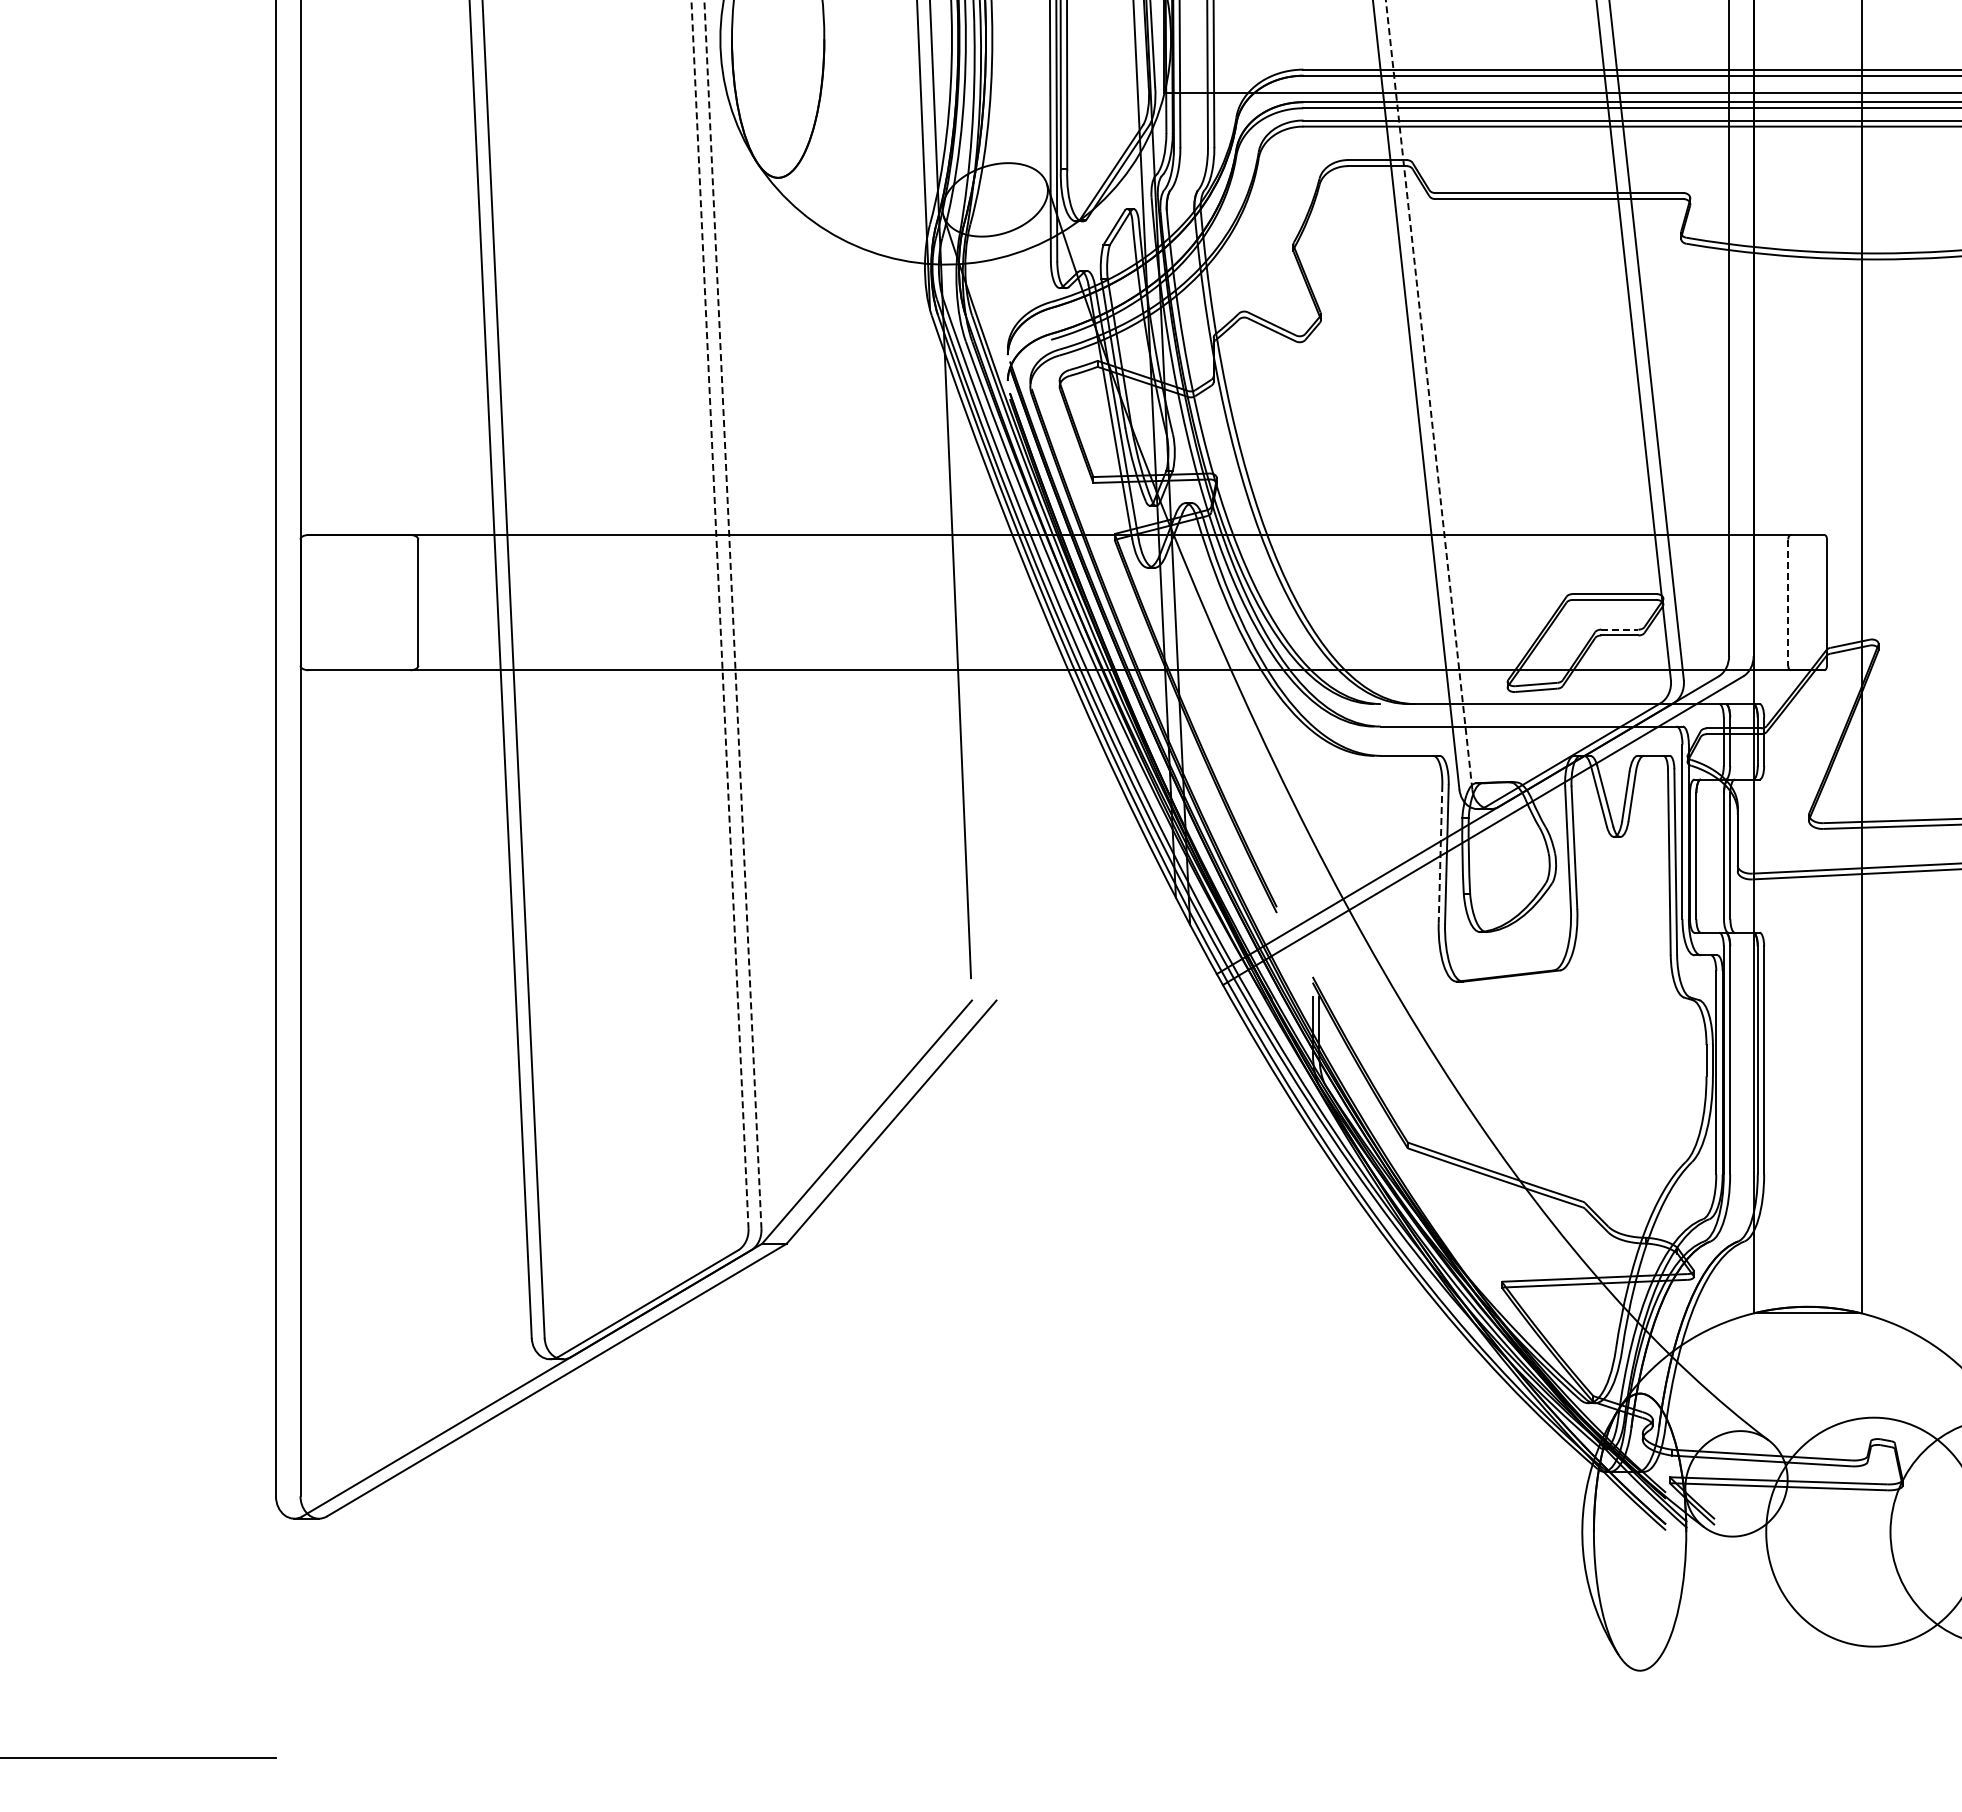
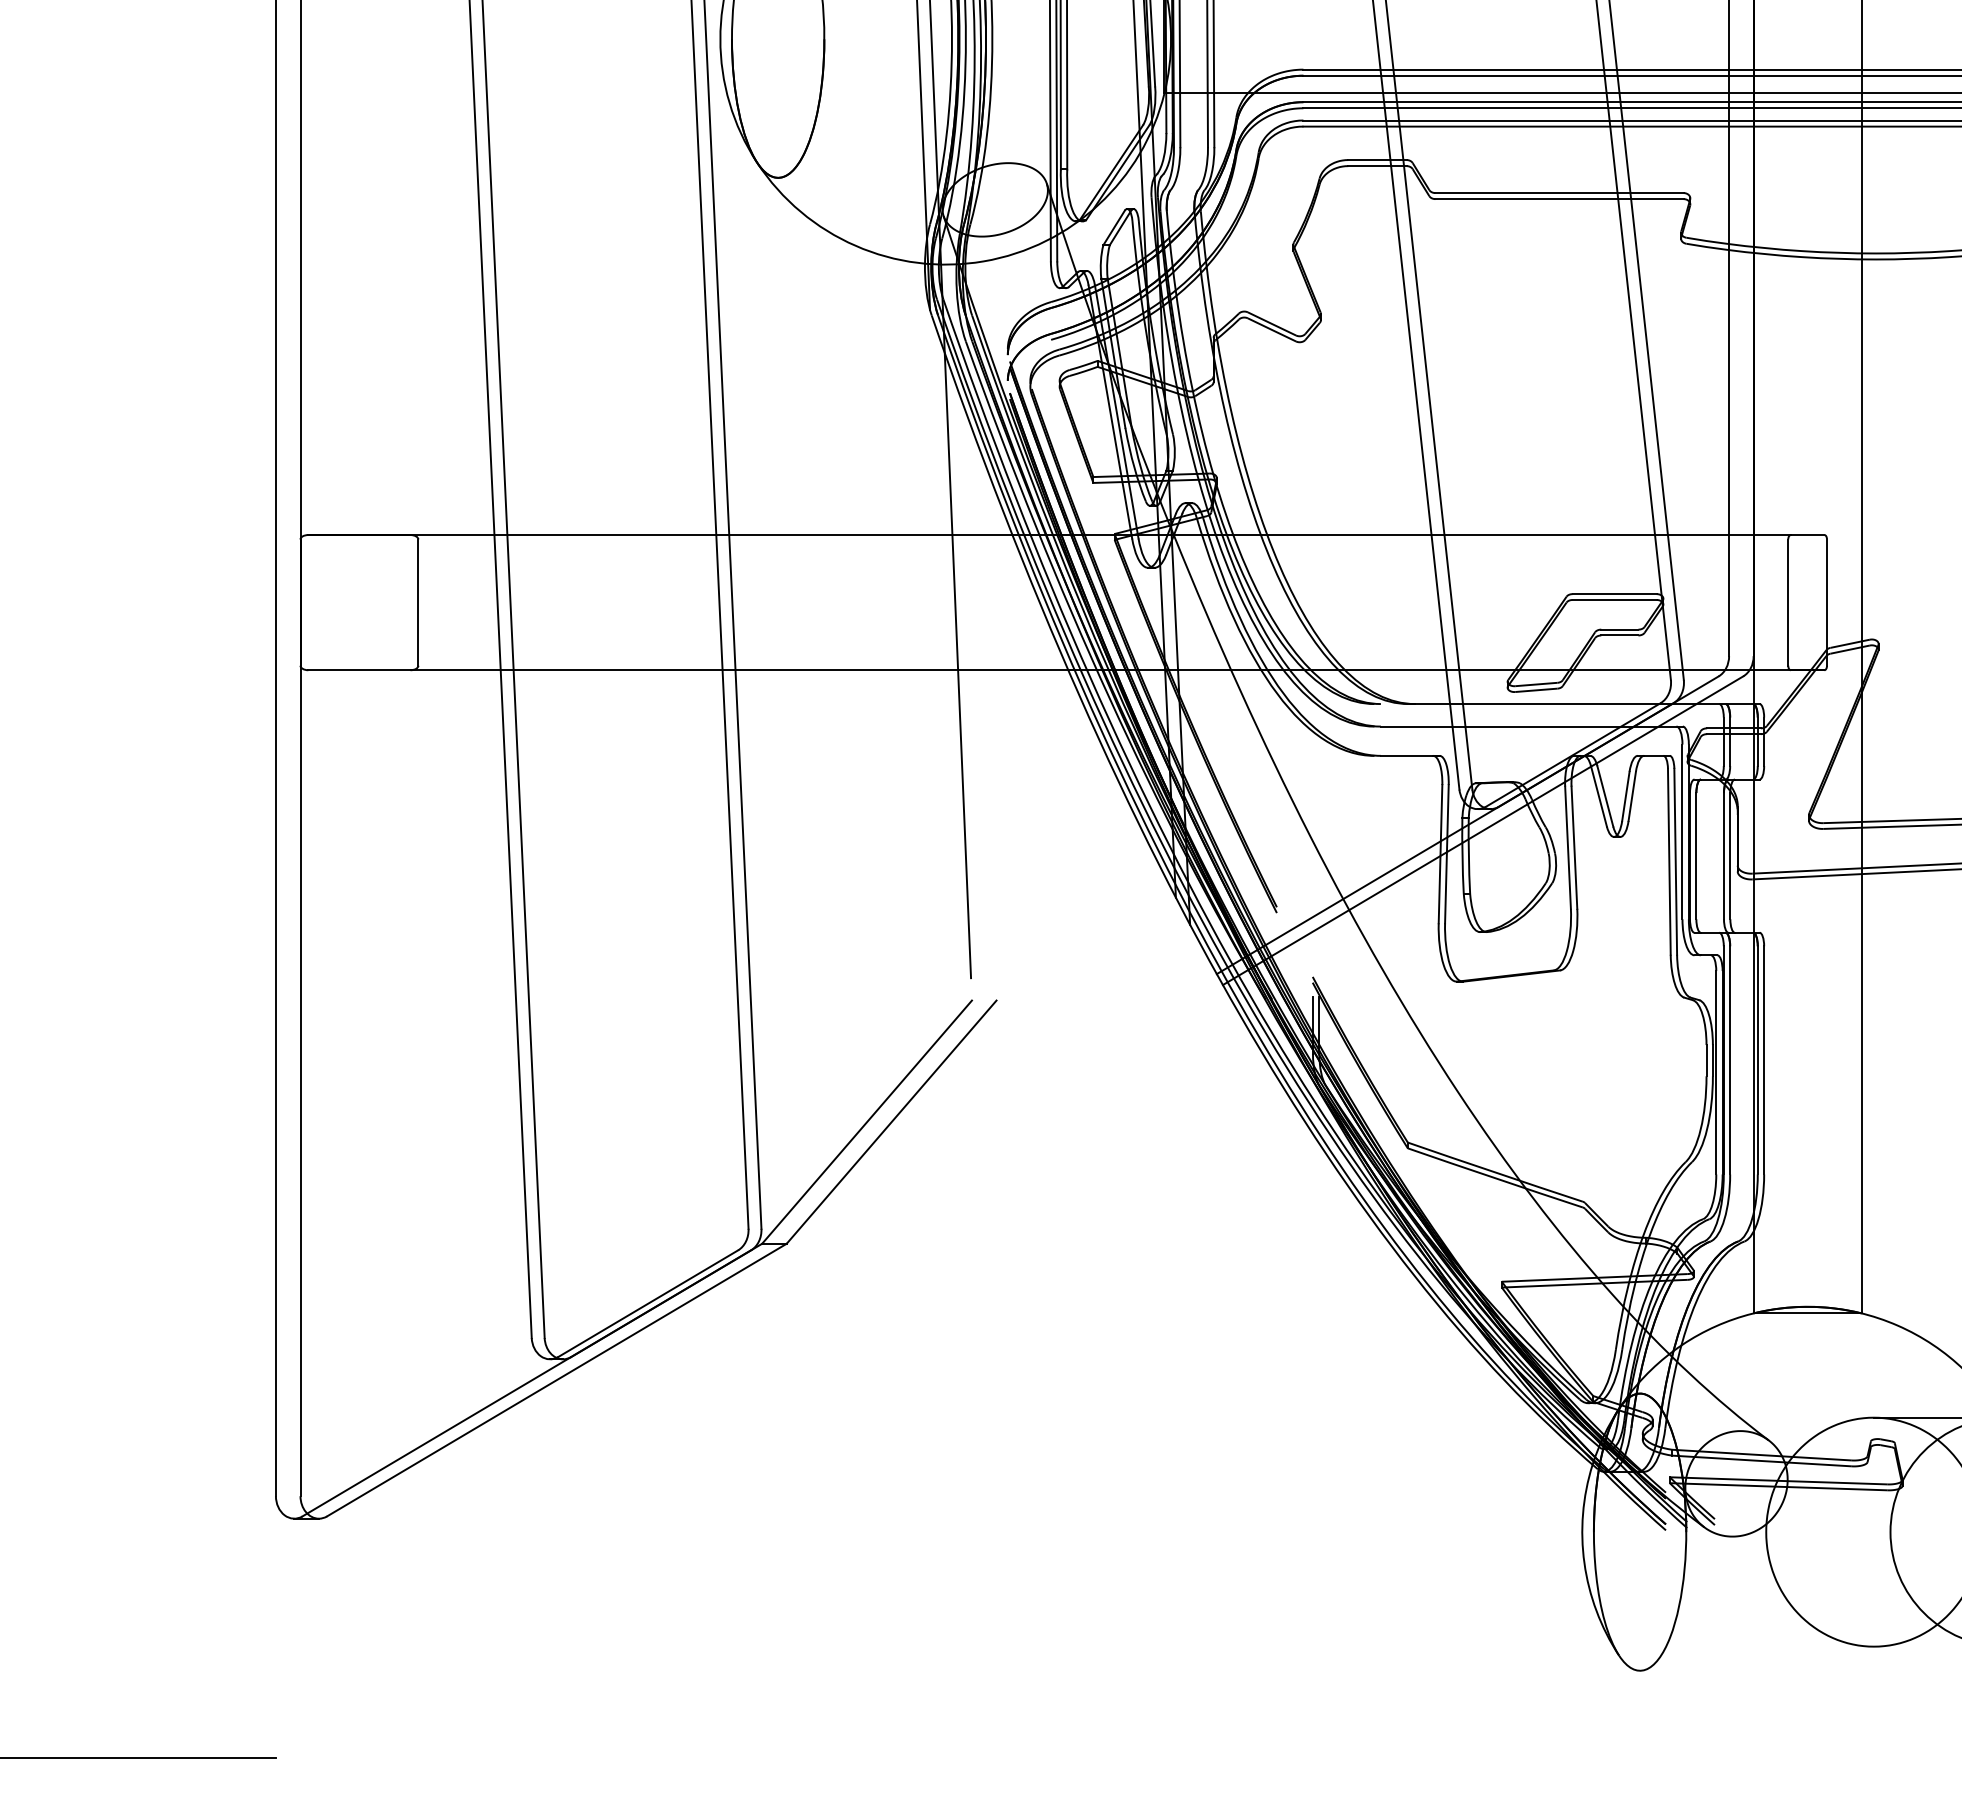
line: dashed -> solid (1429, 395)
line: dashed -> solid (1788, 603)
line: dashed -> solid (720, 614)
line: dashed -> solid (732, 614)
line: dashed -> solid (1619, 629)
line: dashed -> solid (1440, 854)
line: none -> present (1915, 1417)
